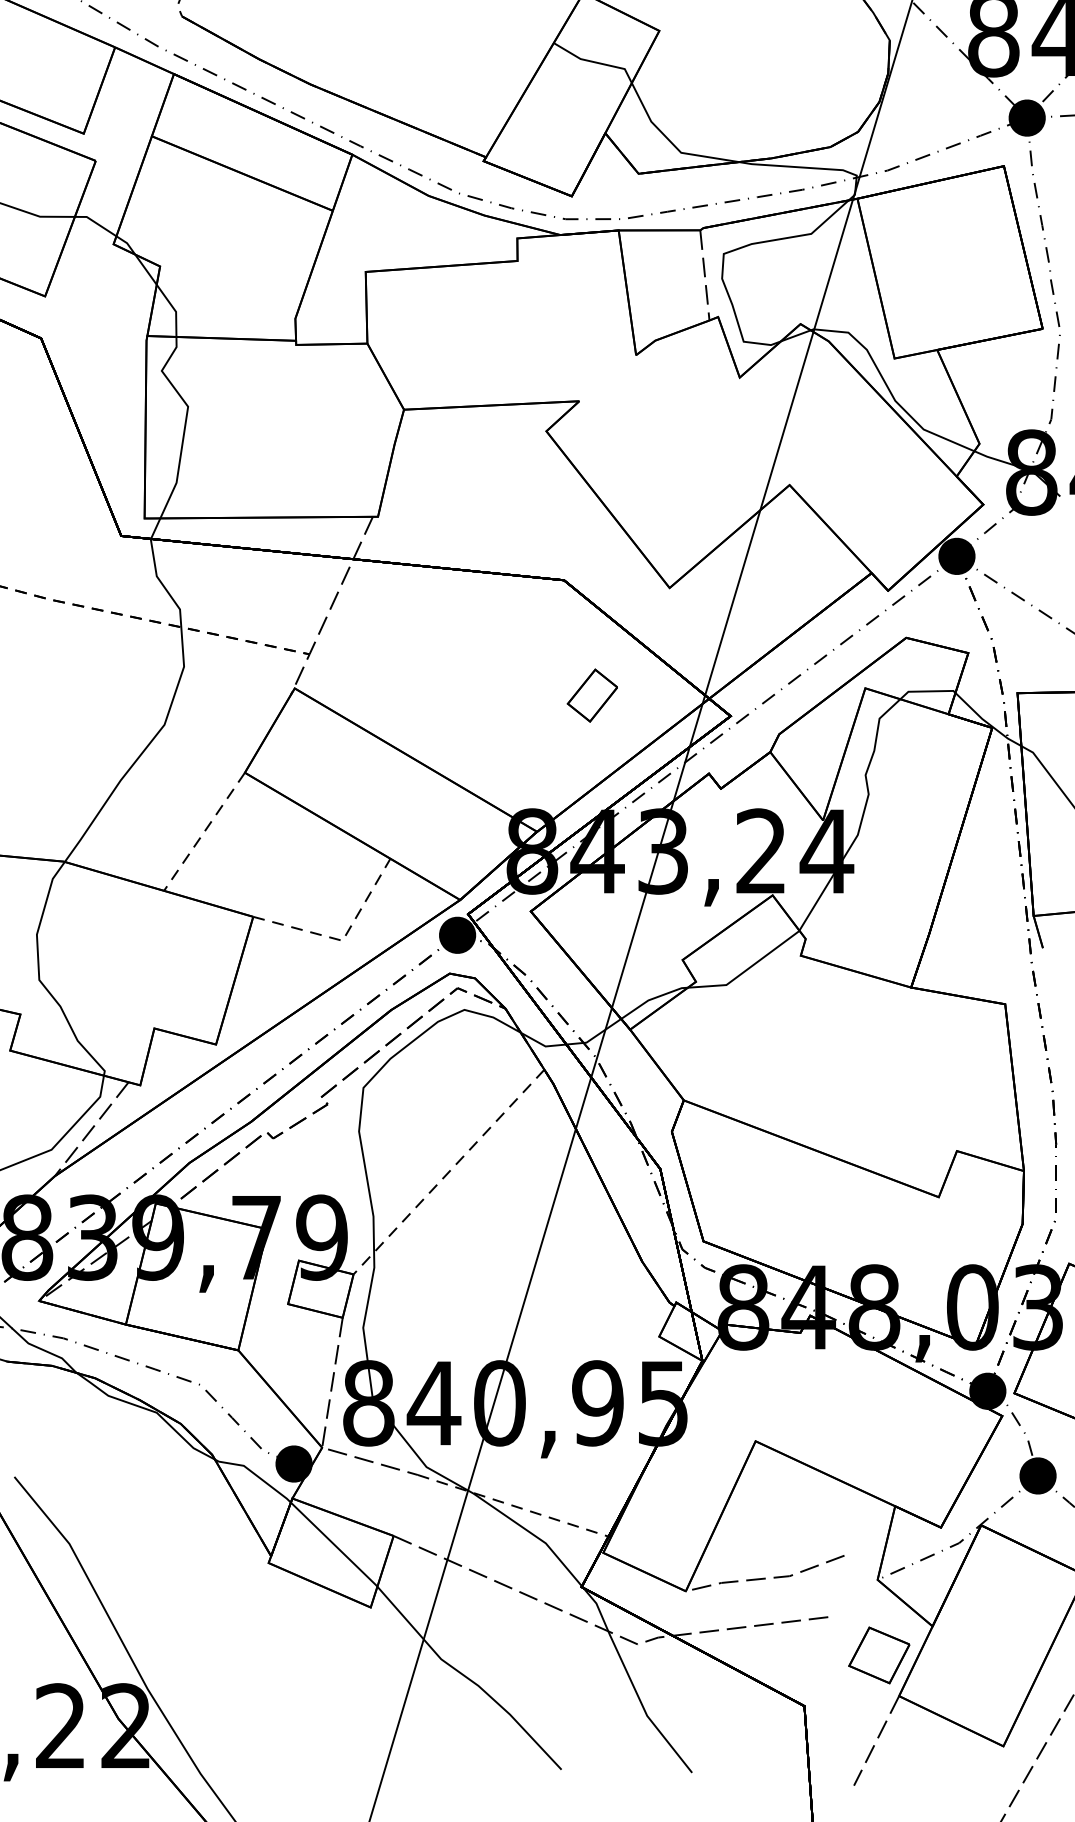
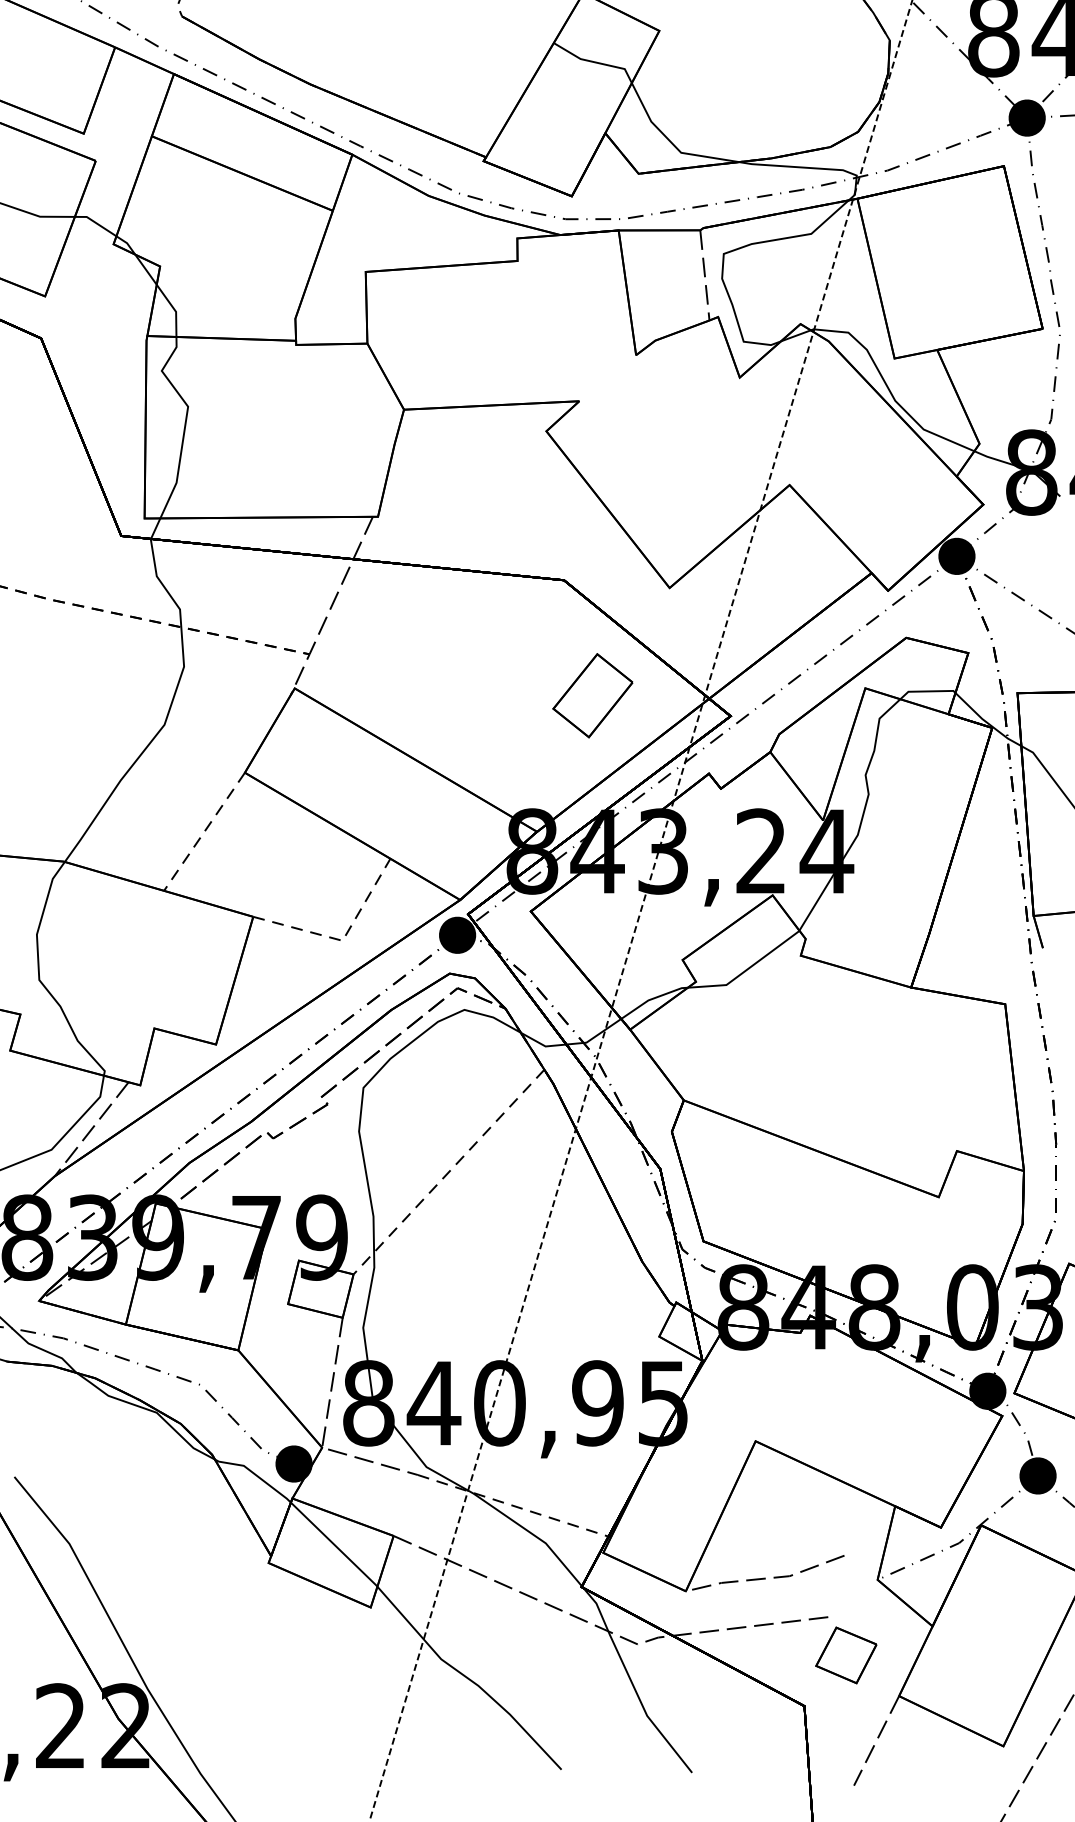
part size: 52x55 px -> 82x86 px (592, 695)
line: solid -> dashed (640, 910)
part position: (879, 1655) -> (846, 1655) (846, 1655)
